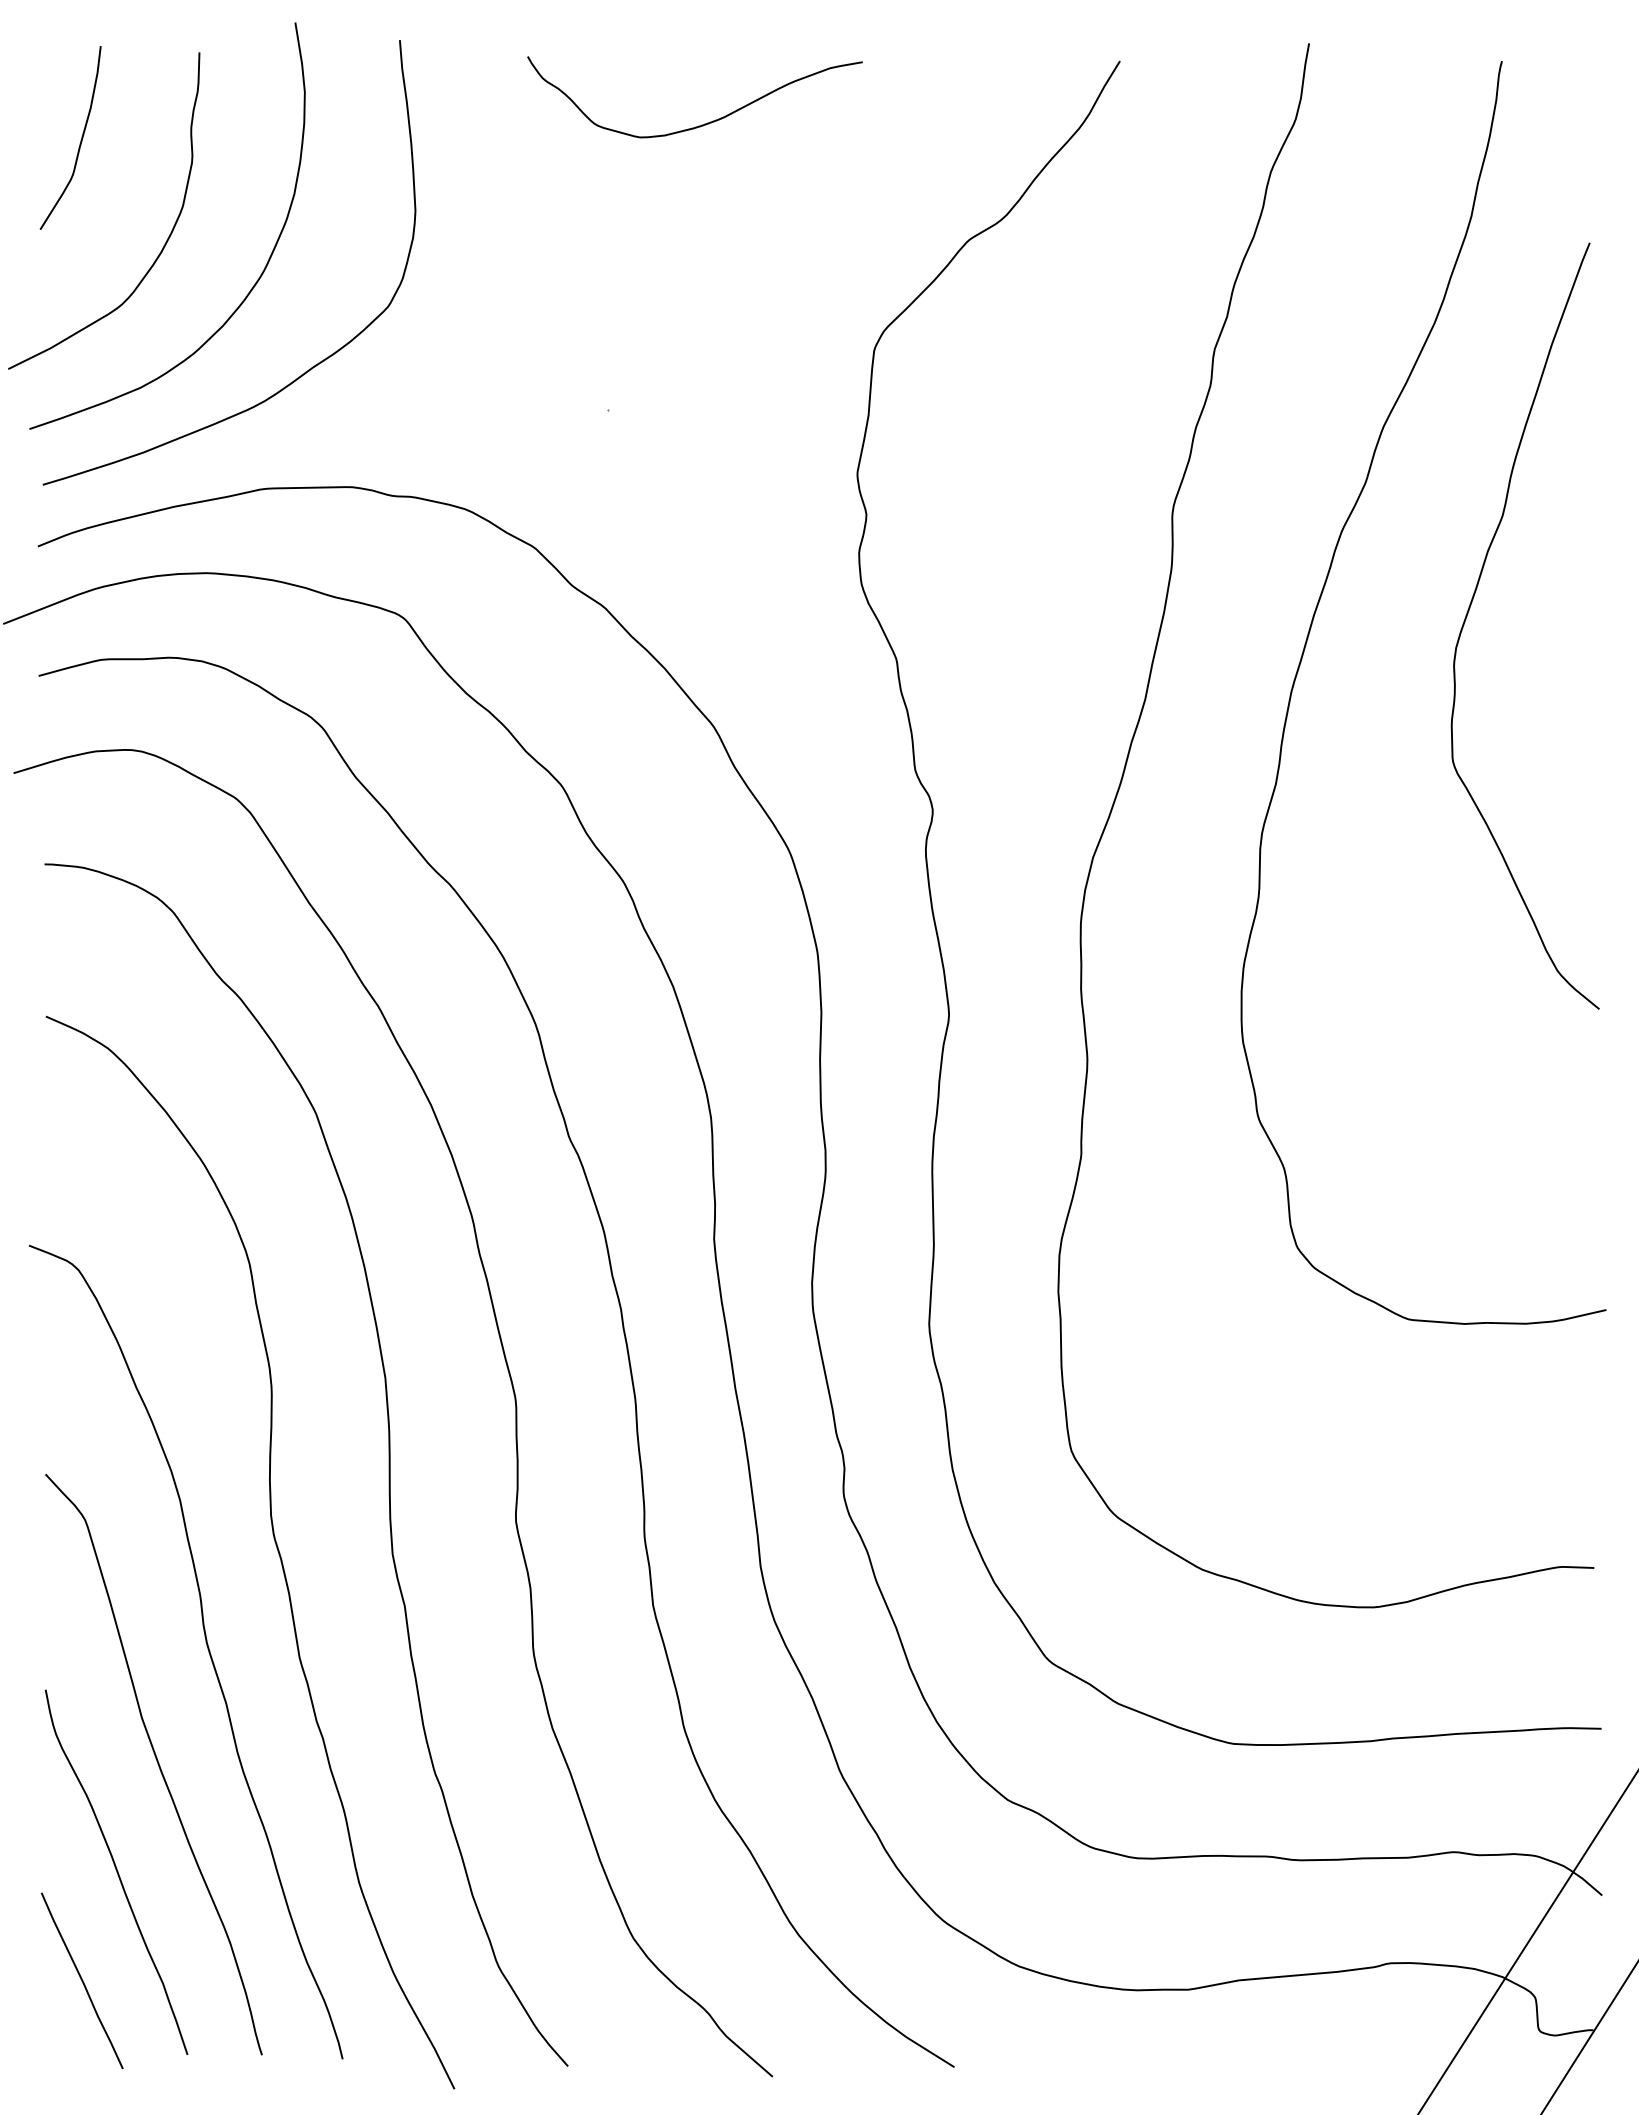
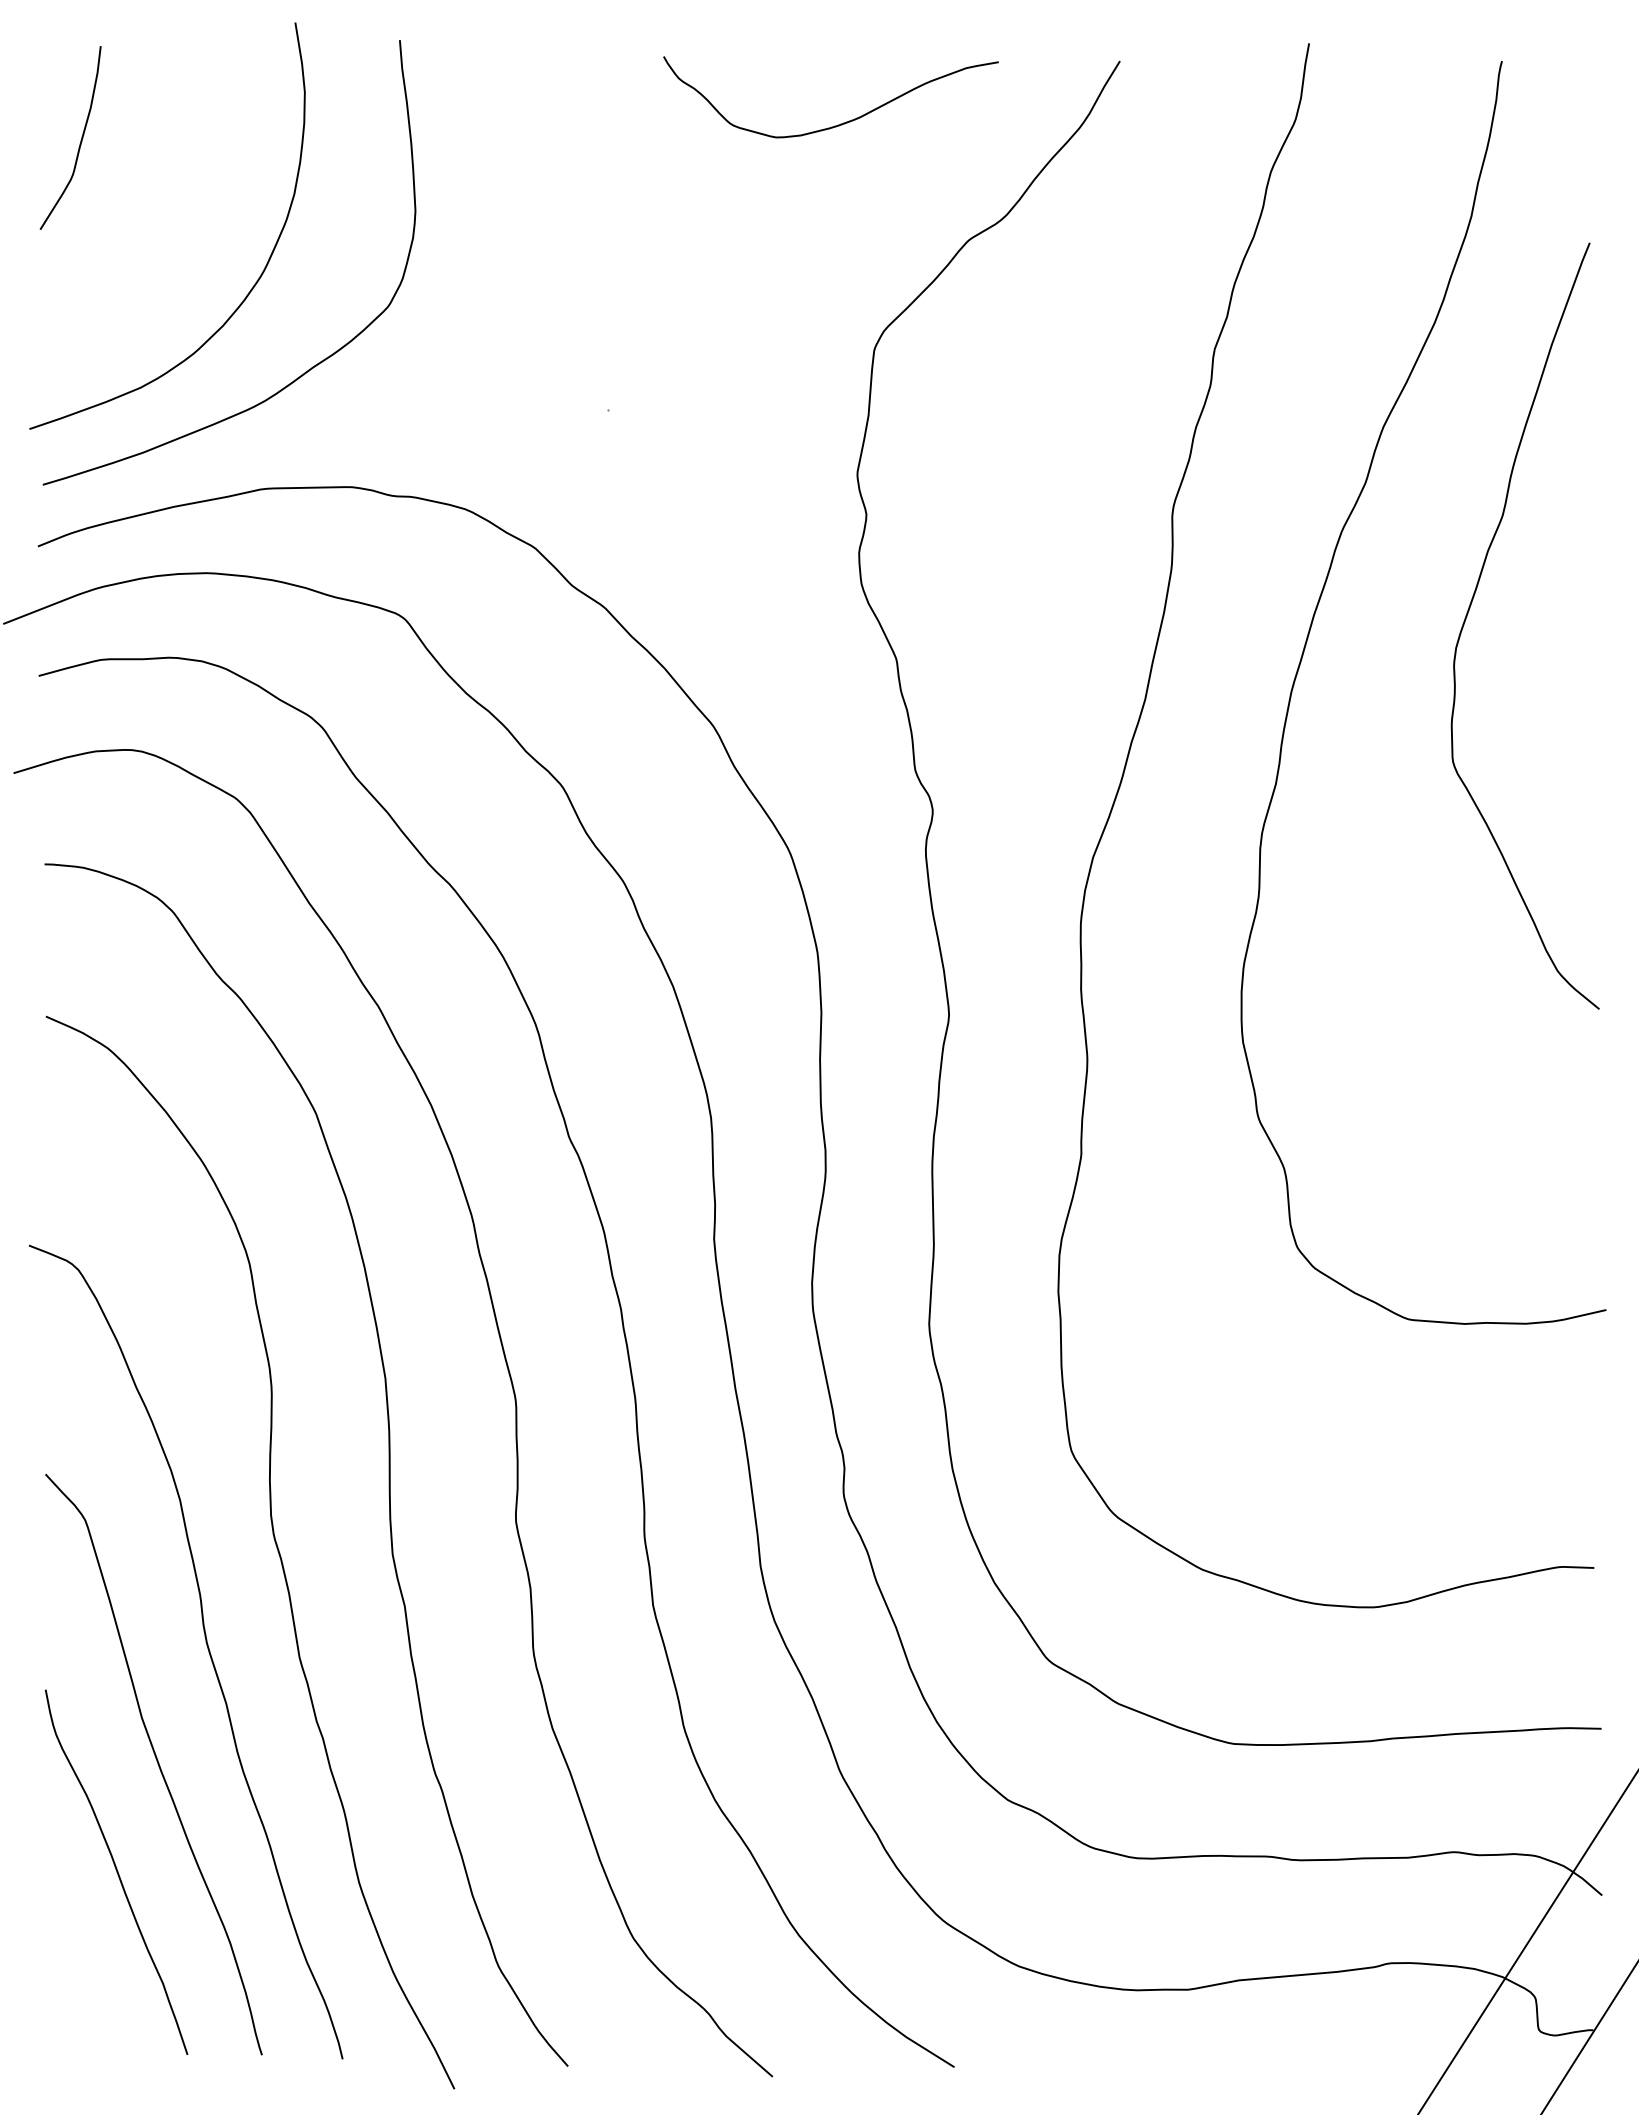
curve position: (704, 123) -> (840, 123) (840, 123)
curve: present -> none (164, 243)
line: present -> none (82, 1980)
